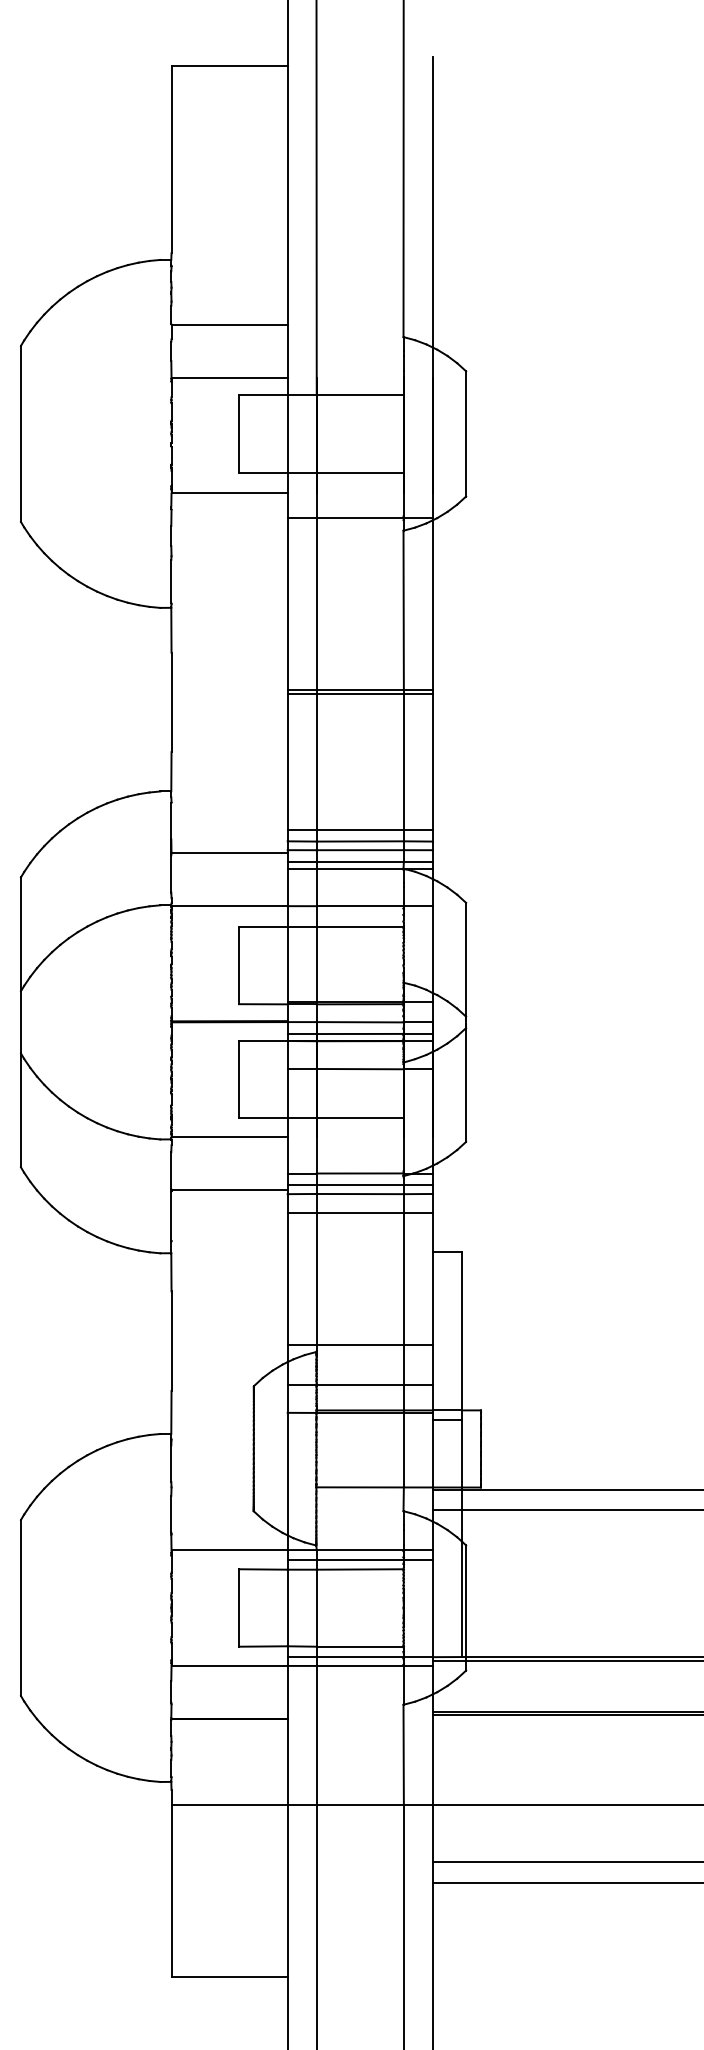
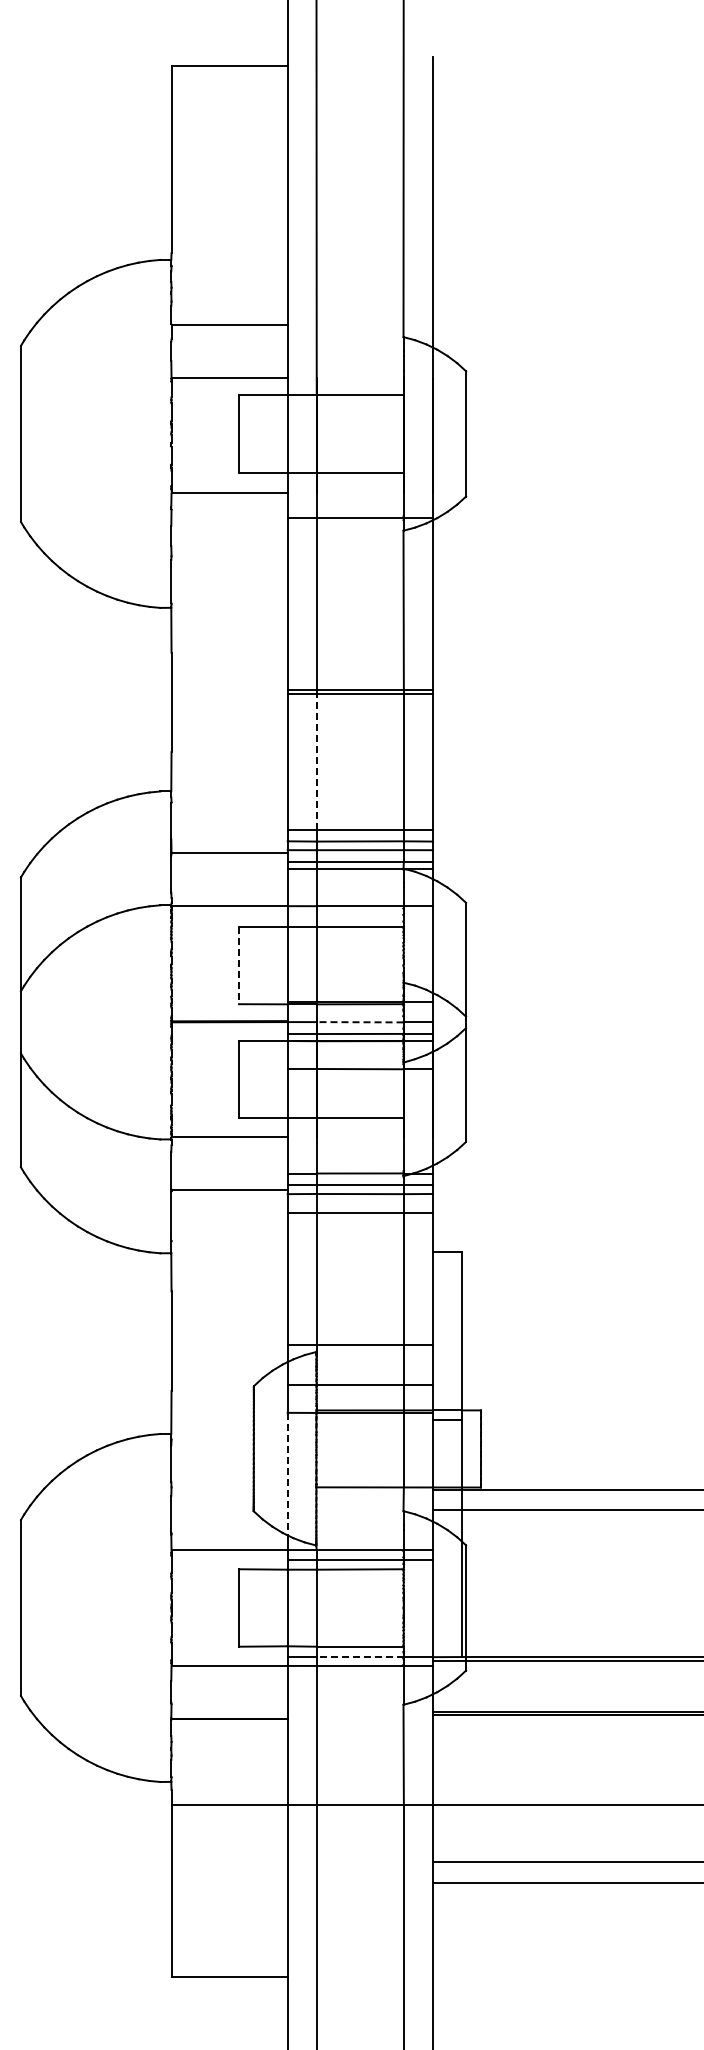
line: solid -> dashed (316, 762)
line: solid -> dashed (238, 965)
line: solid -> dashed (359, 1022)
line: solid -> dashed (287, 1474)
line: solid -> dashed (360, 1657)
